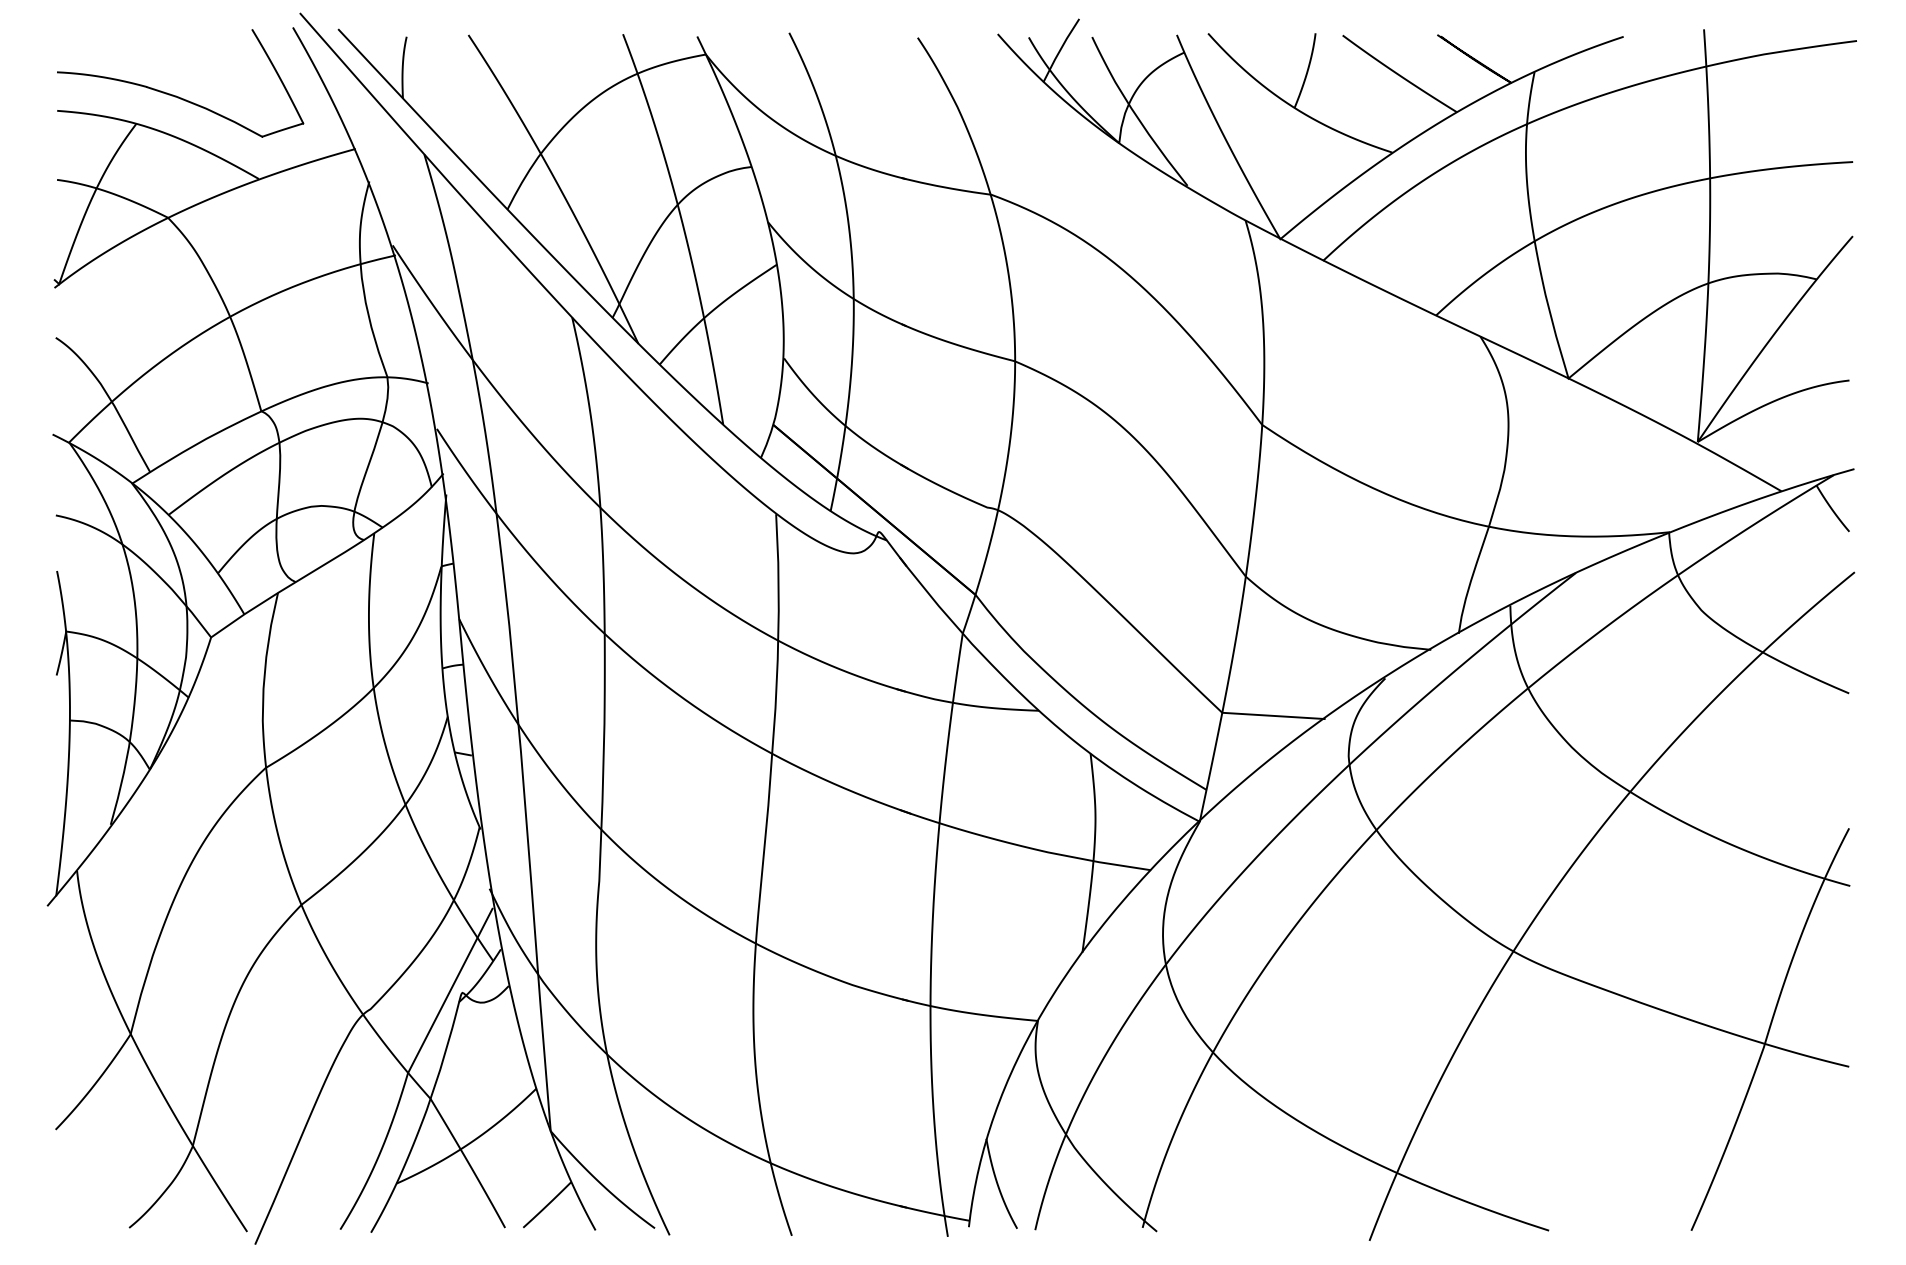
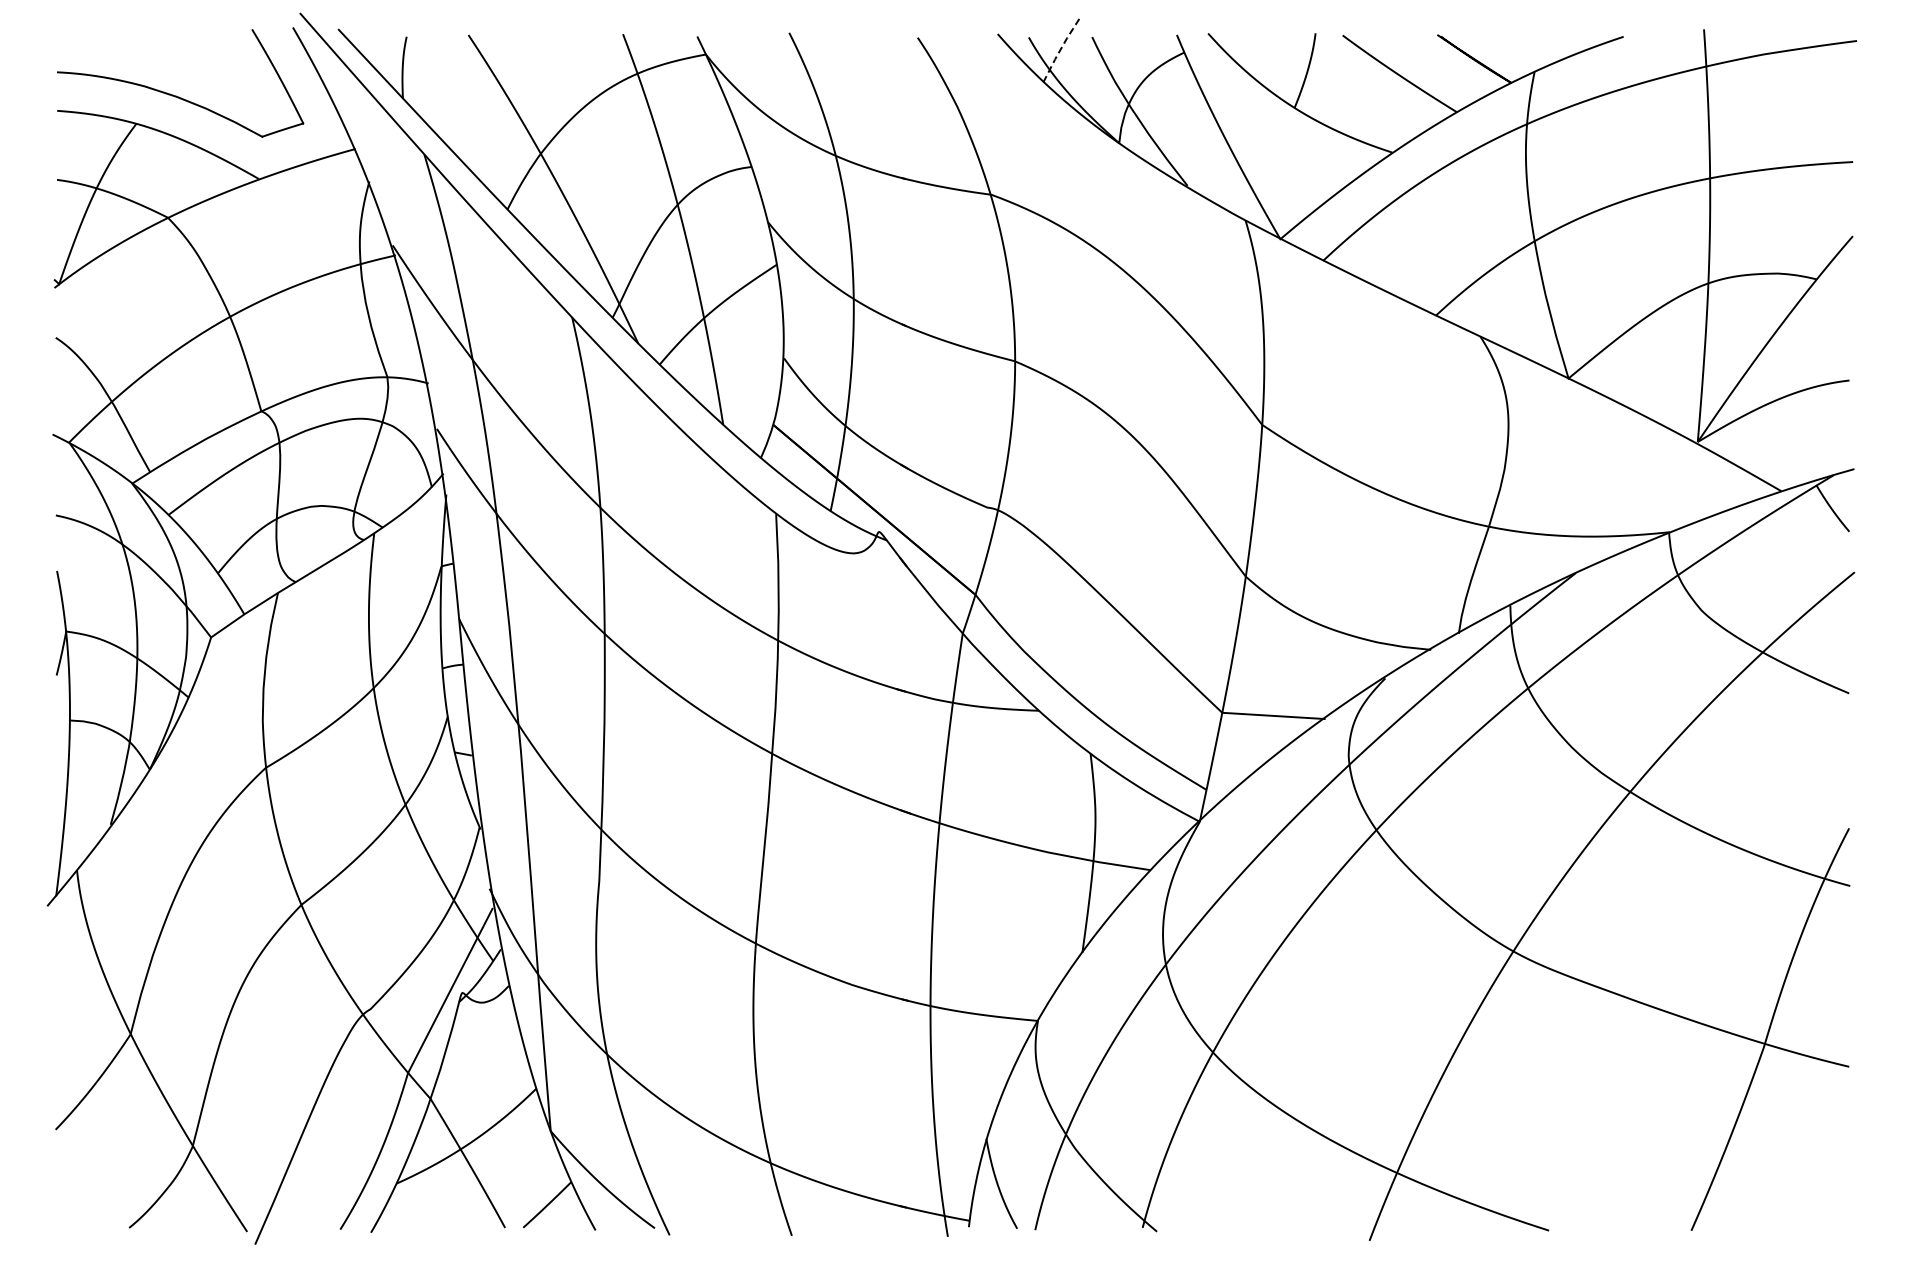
line: solid -> dashed (1060, 50)
